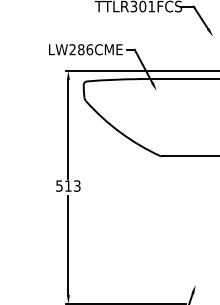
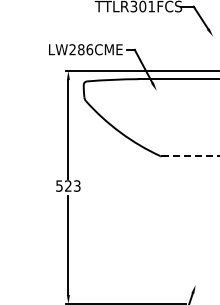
line: solid -> dashed (190, 156)
text: 513 -> 523 (68, 185)
